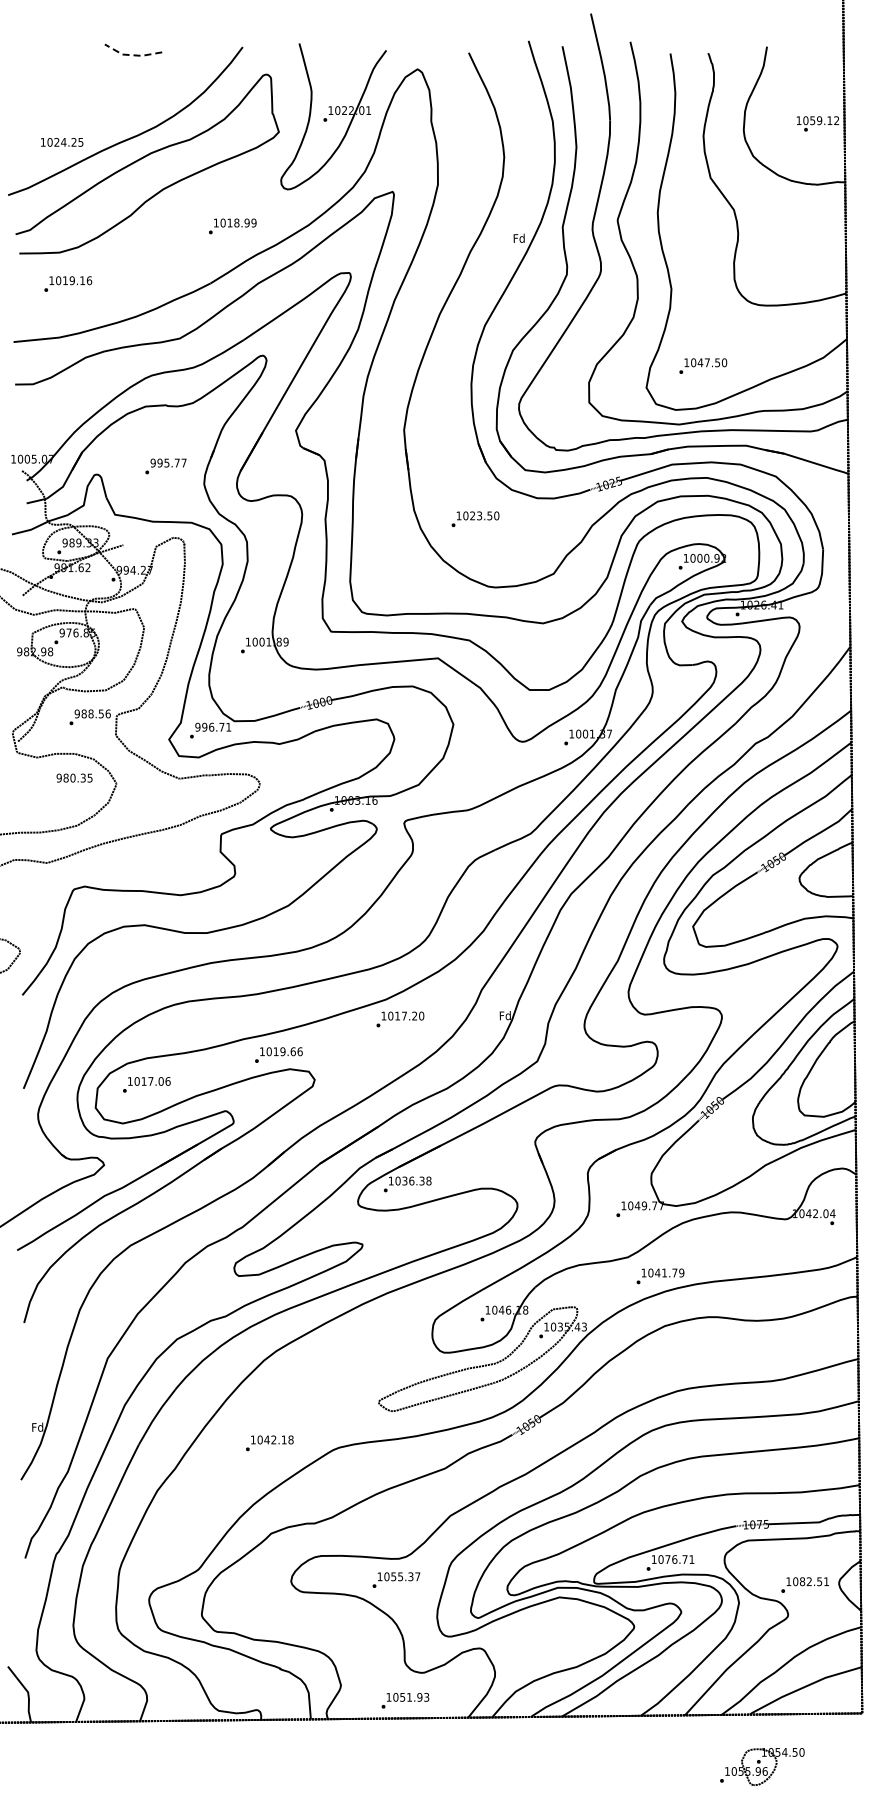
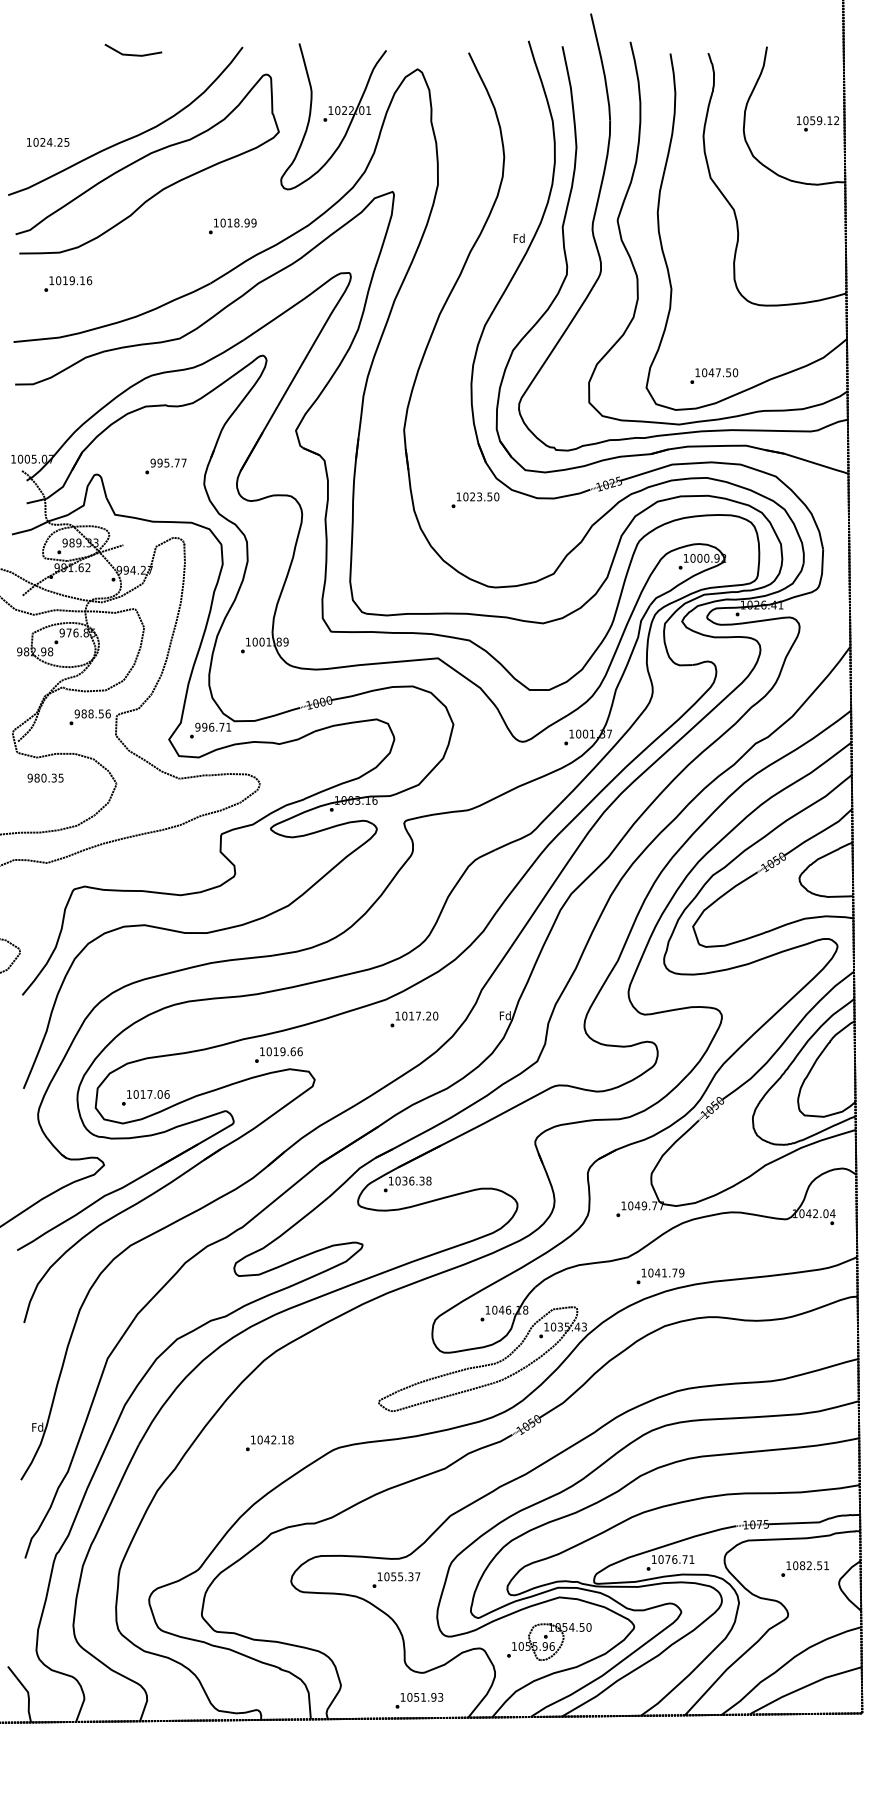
line: dashed -> solid (132, 55)
text position: (62, 142) -> (48, 142) (48, 142)
text position: (703, 365) -> (714, 375) (714, 375)
text position: (475, 519) -> (475, 500) (475, 500)
text position: (74, 777) -> (45, 777) (45, 777)
text position: (400, 1019) -> (414, 1019) (414, 1019)
text position: (146, 1084) -> (145, 1097) (145, 1097)
text position: (804, 1584) -> (804, 1568) (804, 1568)
text position: (405, 1700) -> (419, 1700) (419, 1700)
part position: (762, 1766) -> (549, 1641) (549, 1641)
